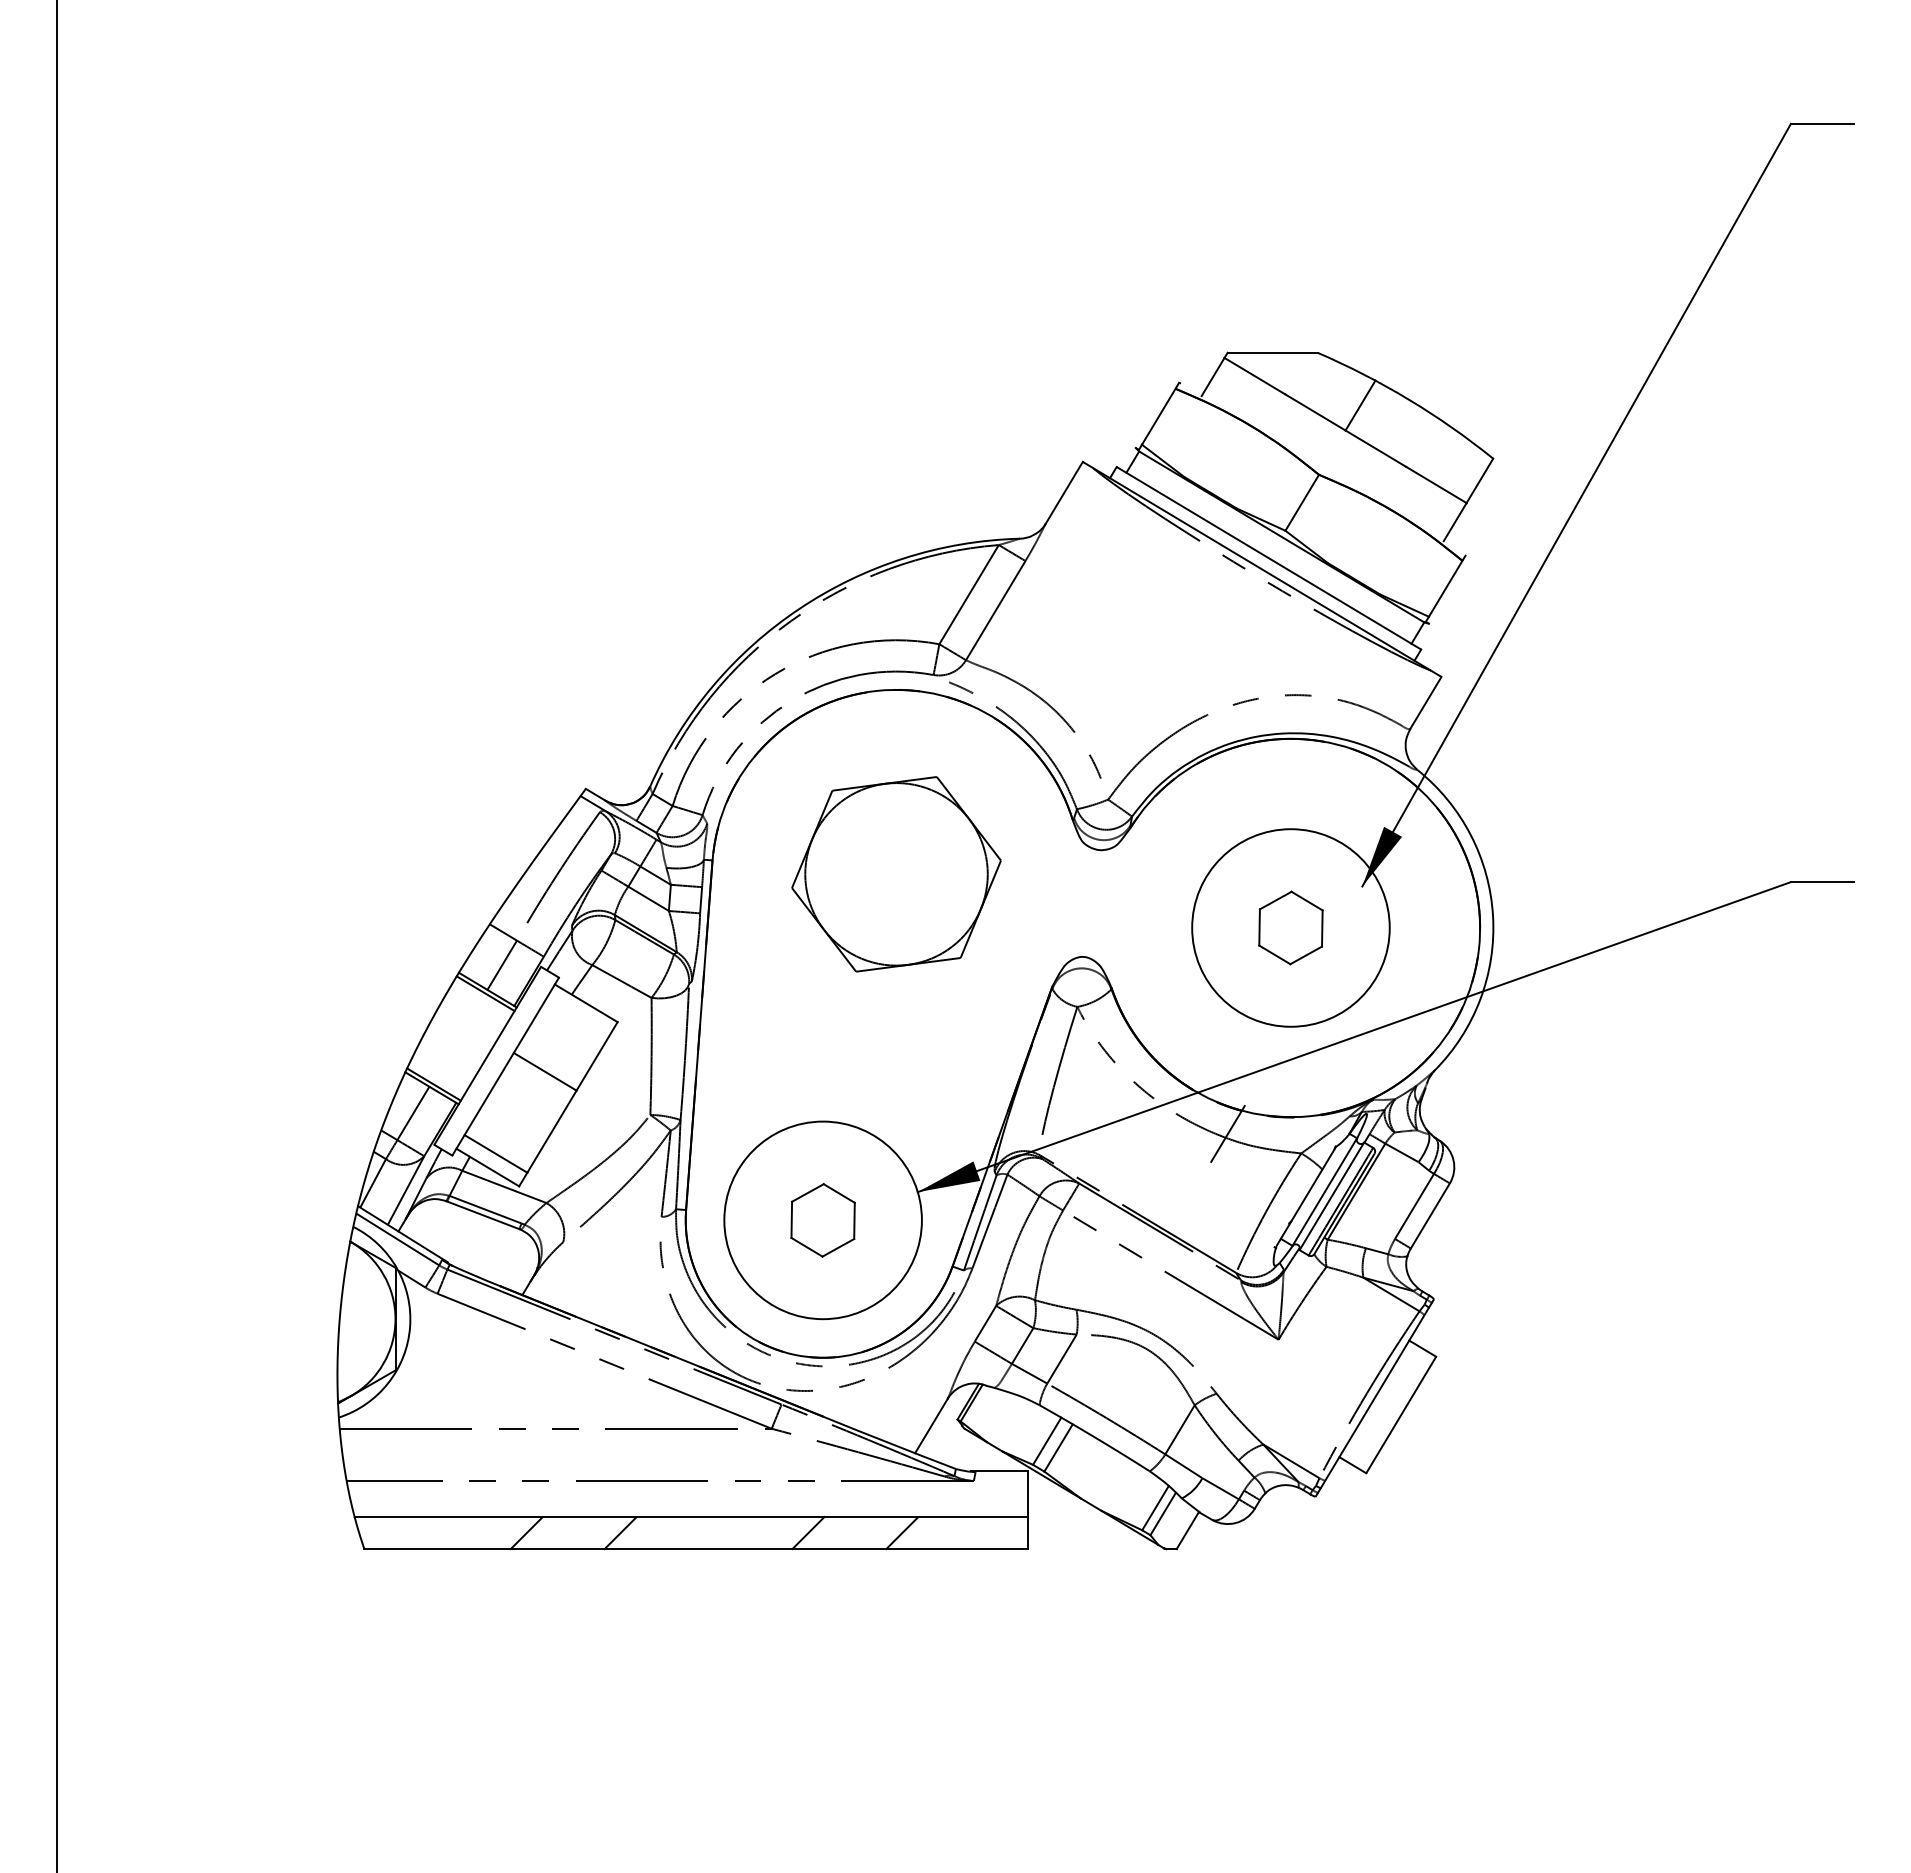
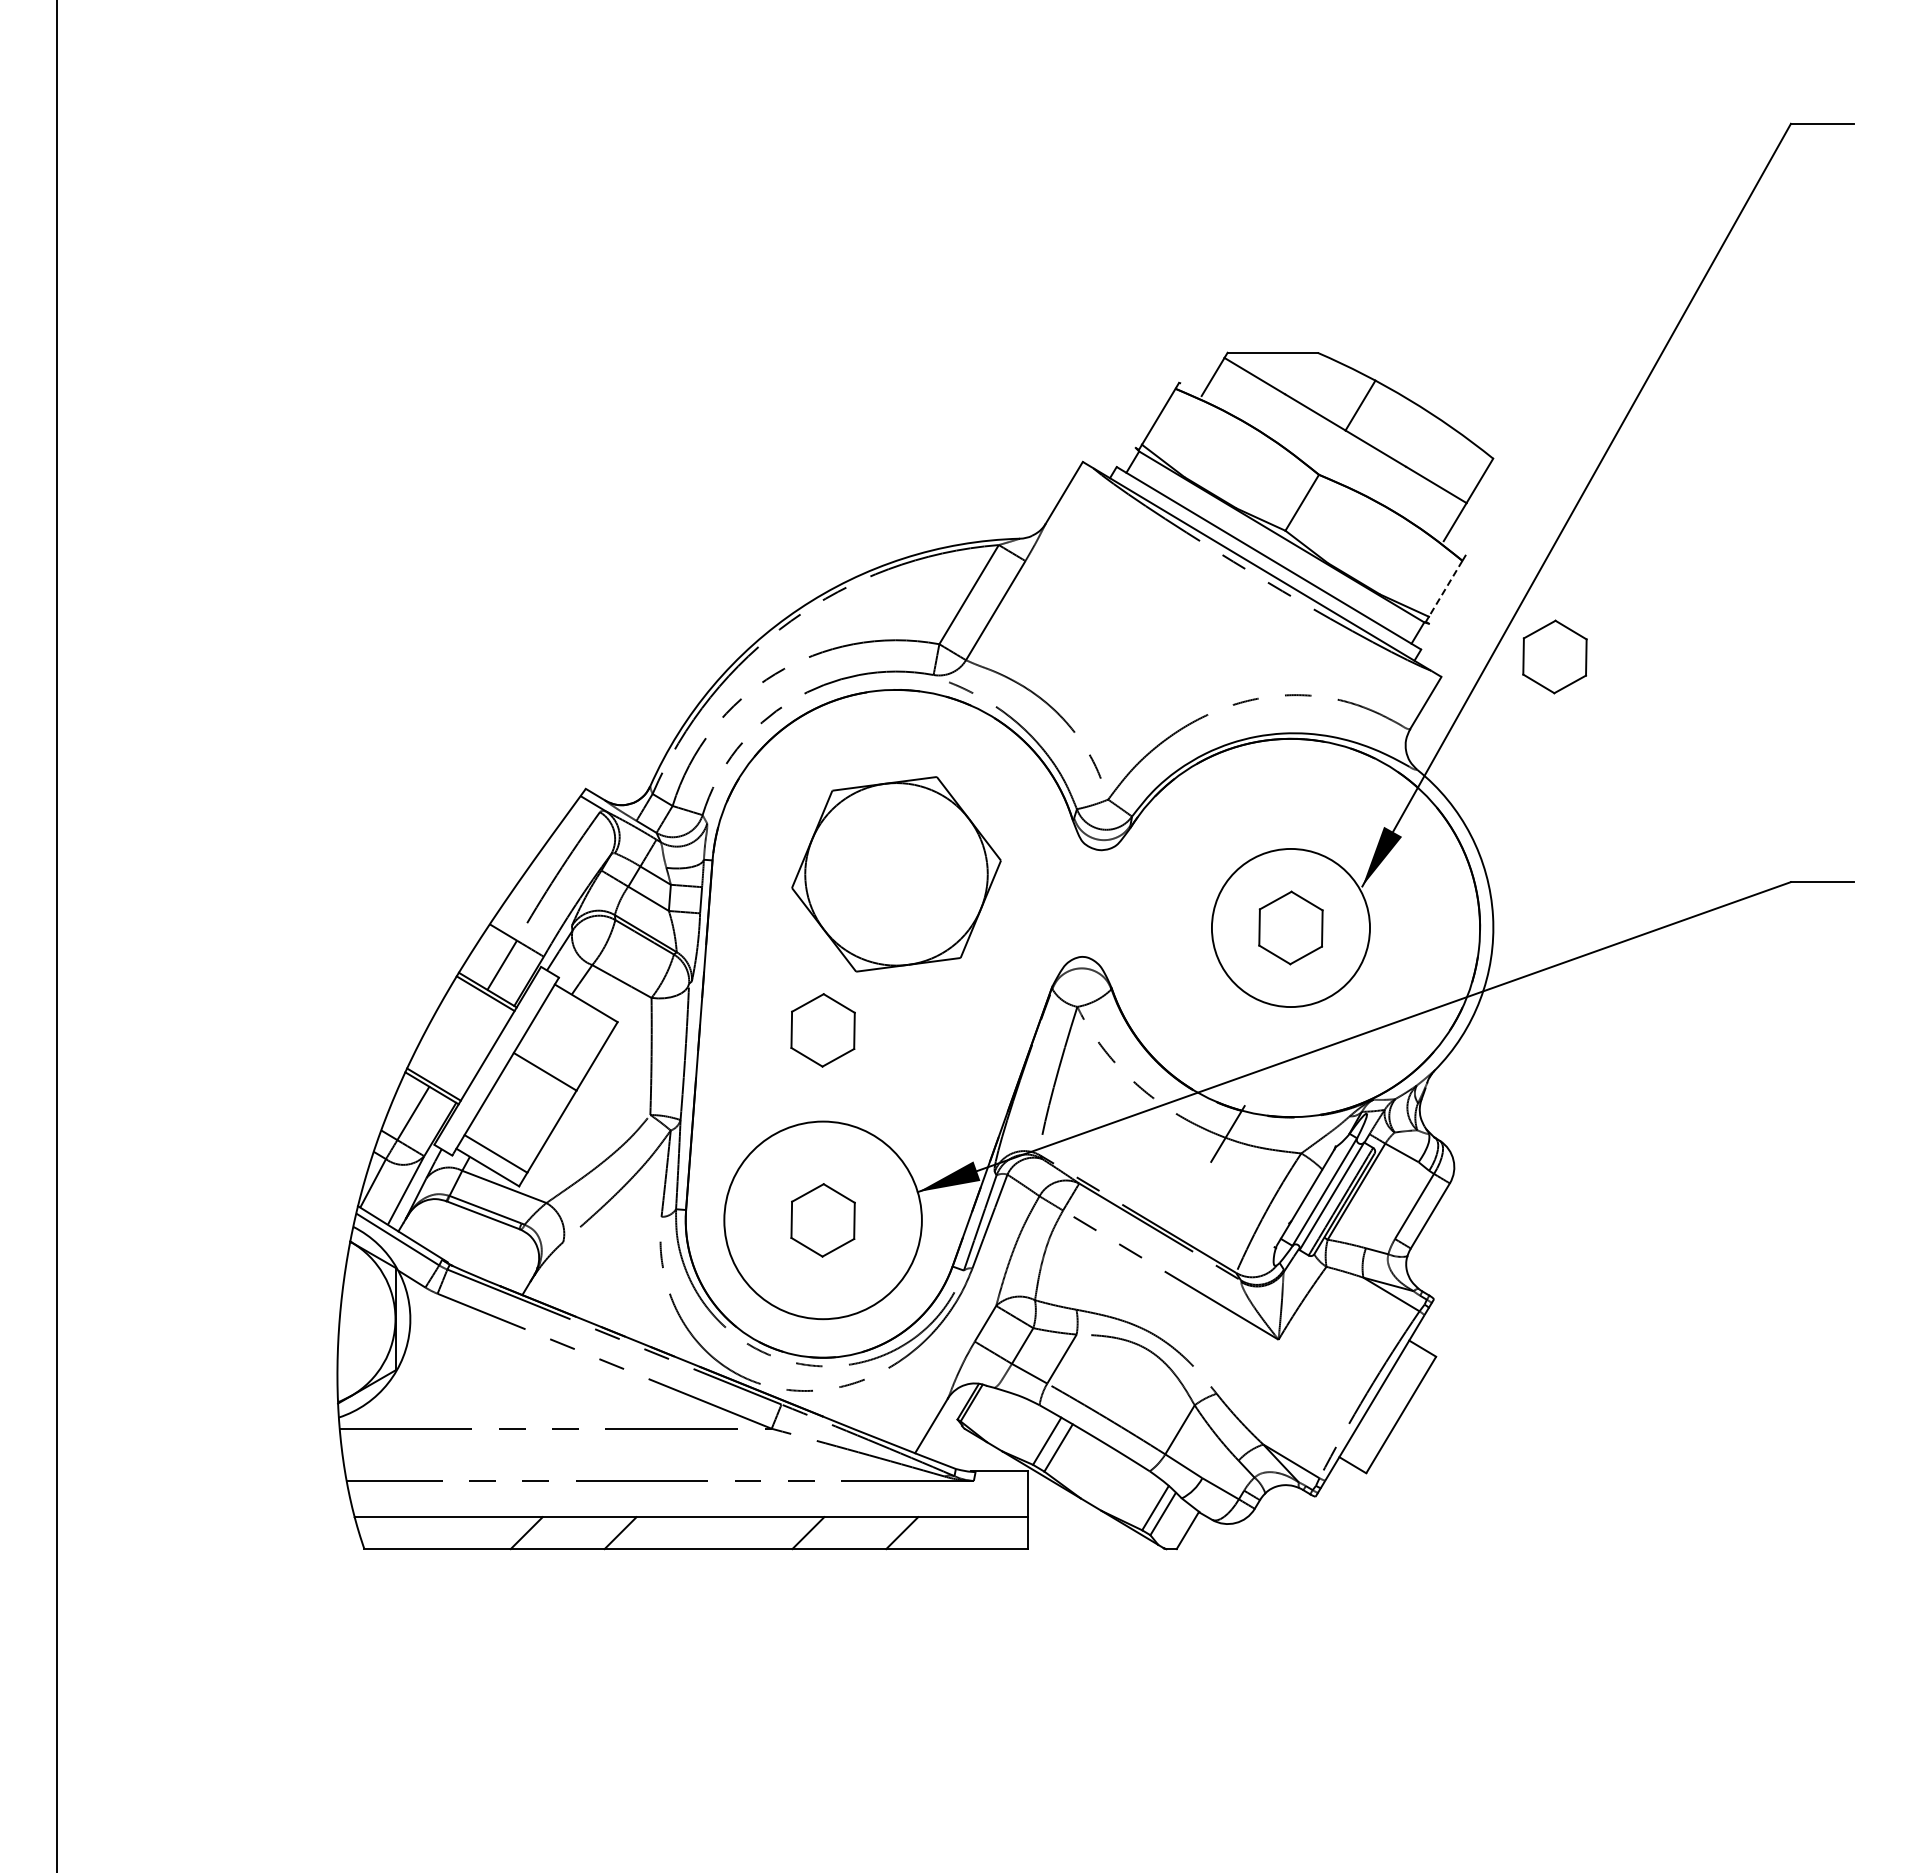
line: solid -> dashed (1445, 588)
part: none -> present (1554, 656)
circle diameter: 198 px -> 158 px (1290, 927)
part: none -> present (822, 1030)
